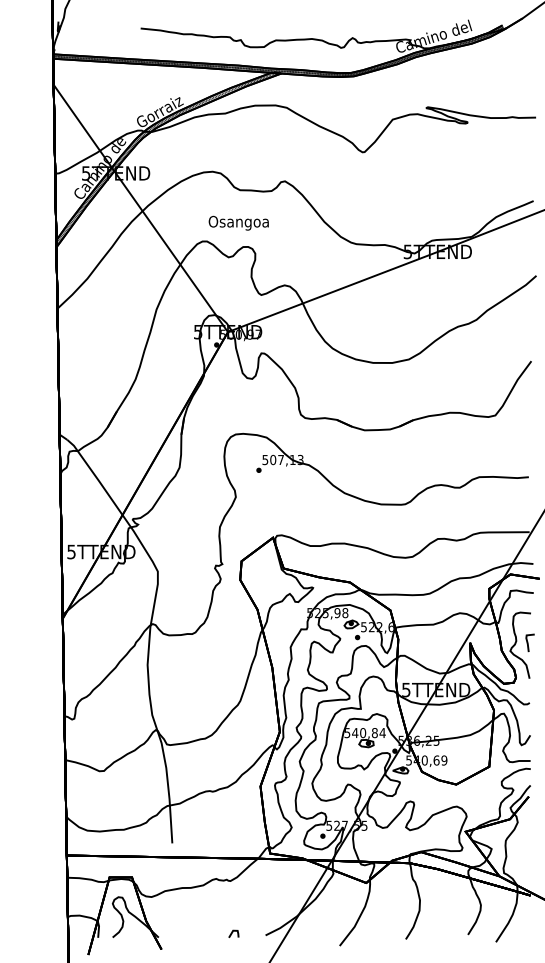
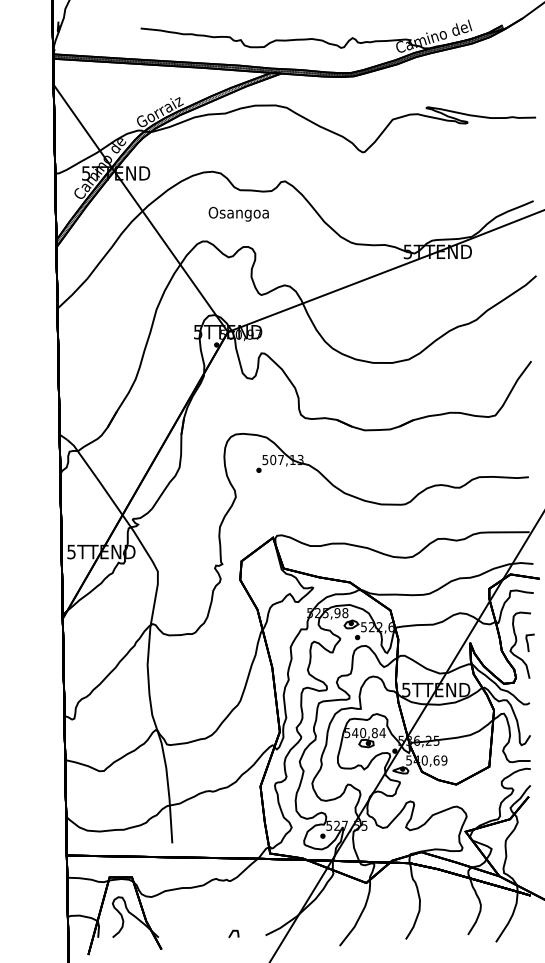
text position: (238, 222) -> (238, 213) (238, 213)
